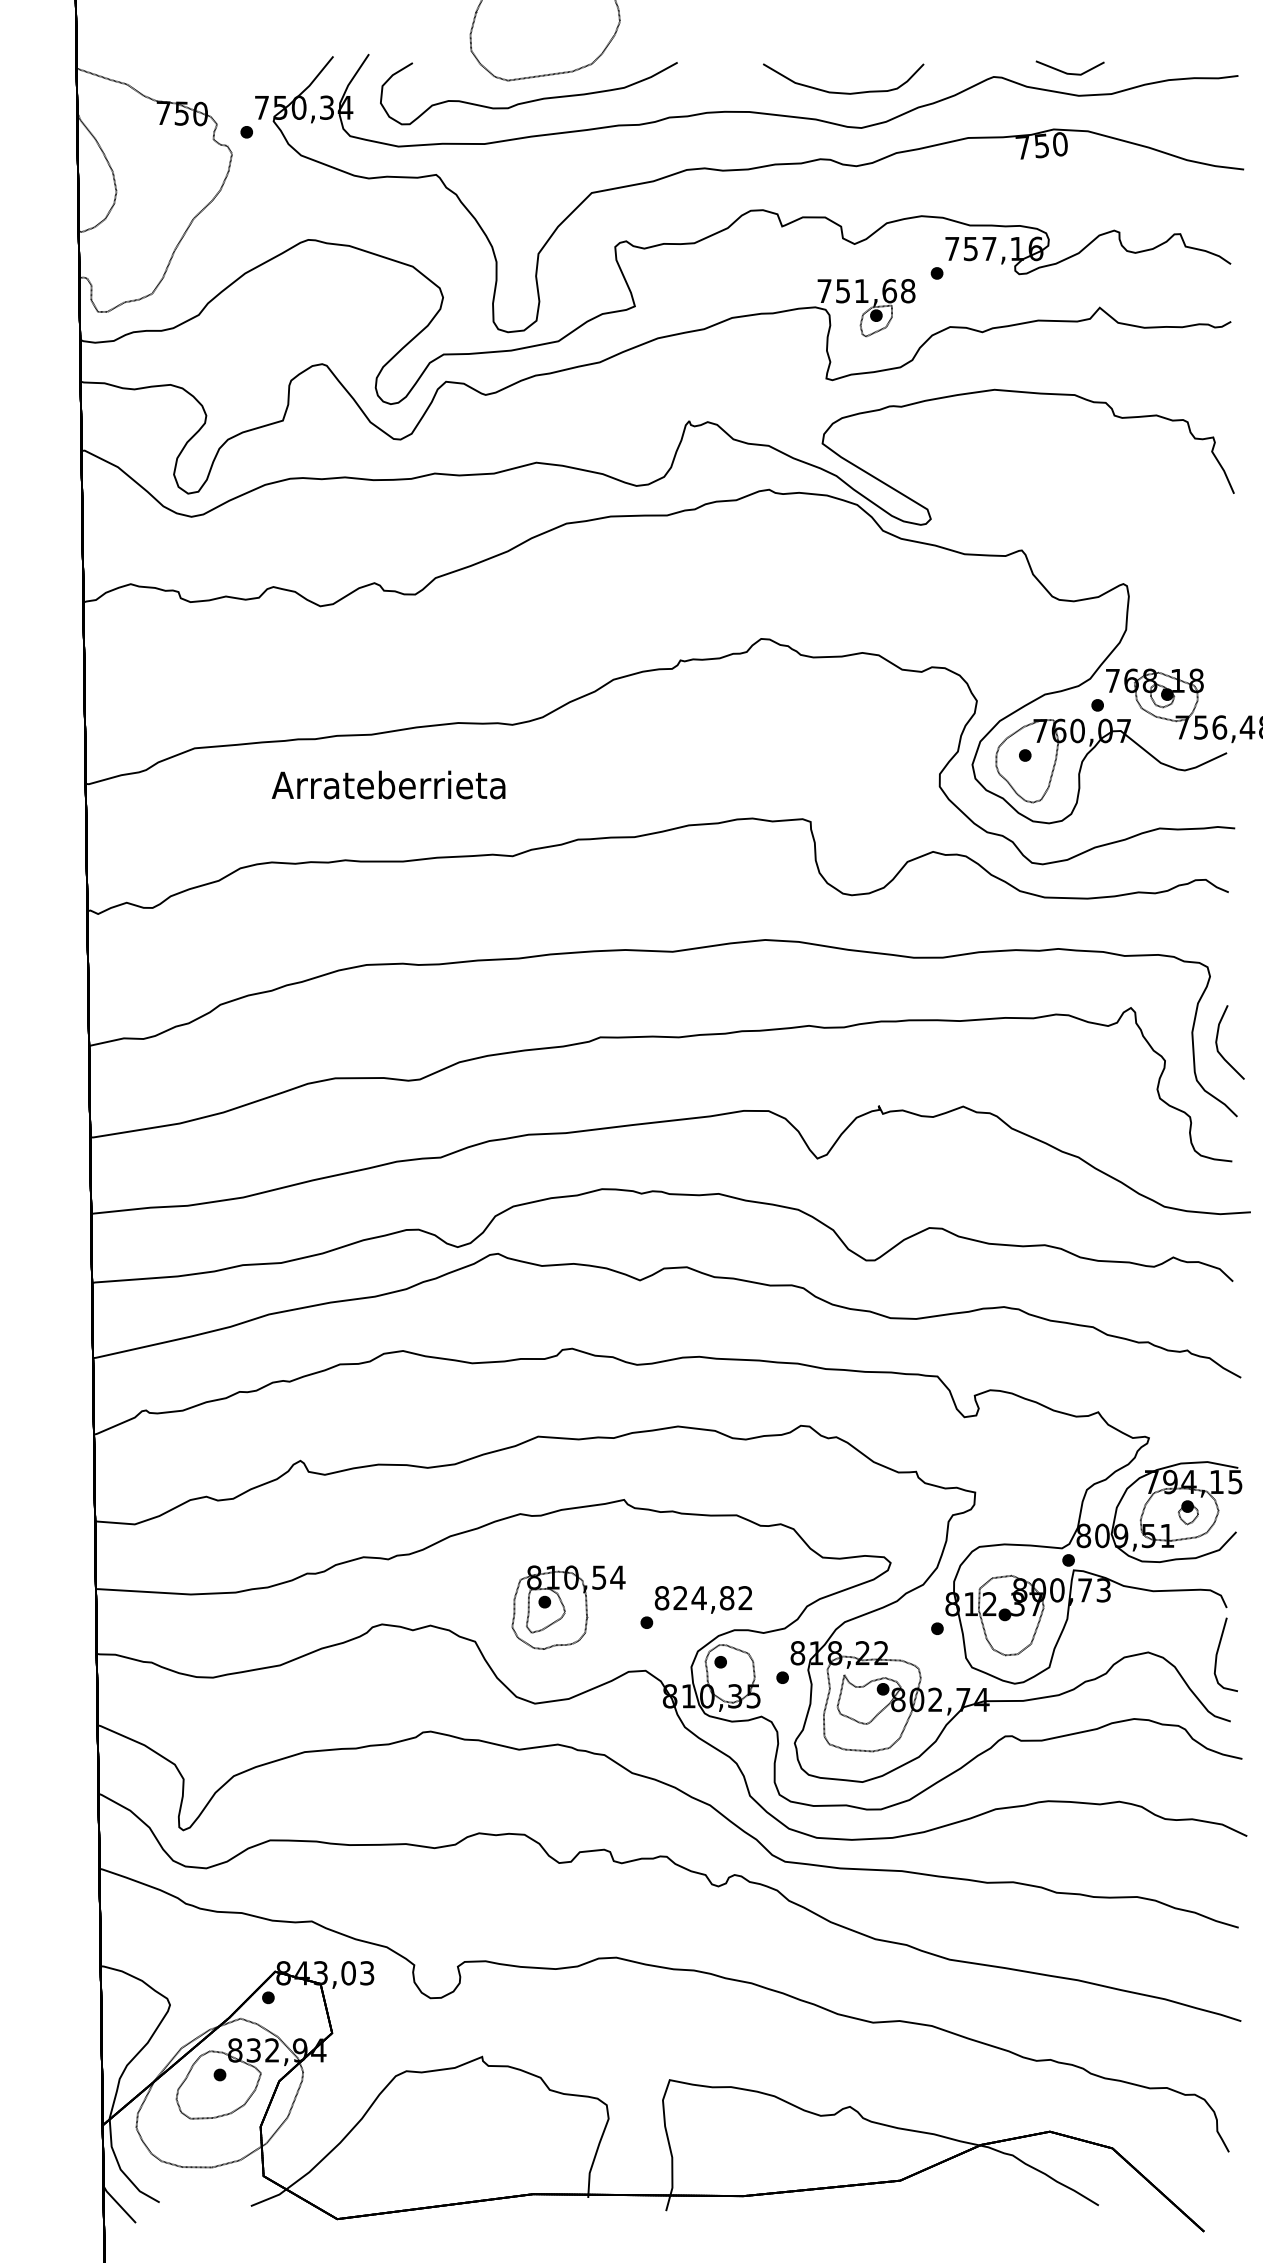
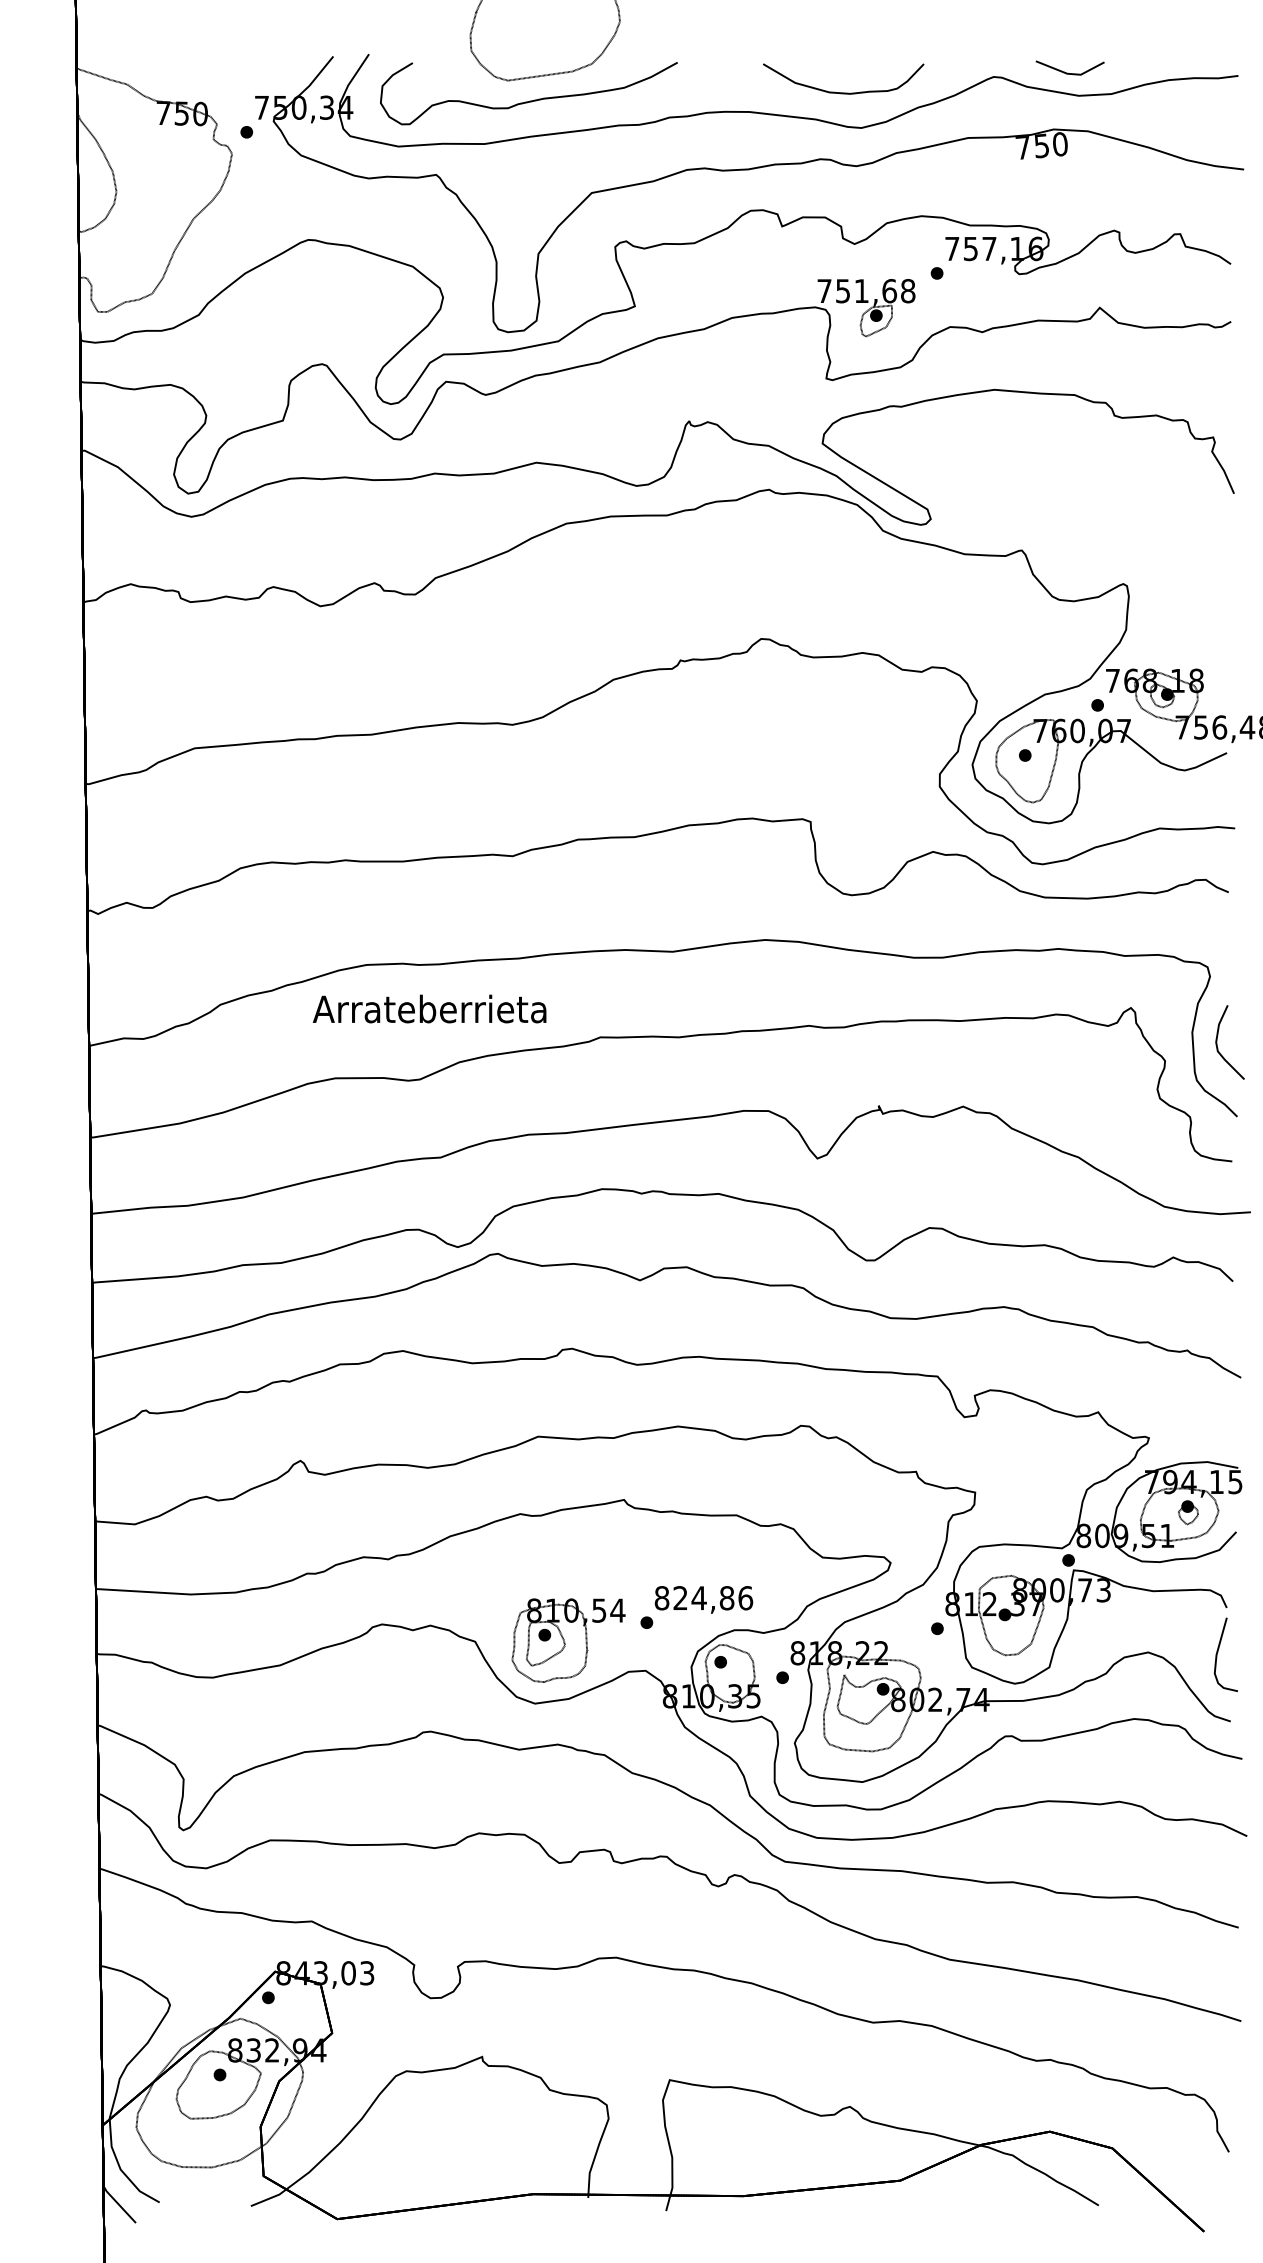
text position: (388, 784) -> (429, 1008) (429, 1008)
text: 824,82 -> 824,86 (745, 1598)
part position: (568, 1607) -> (568, 1640) (568, 1640)
